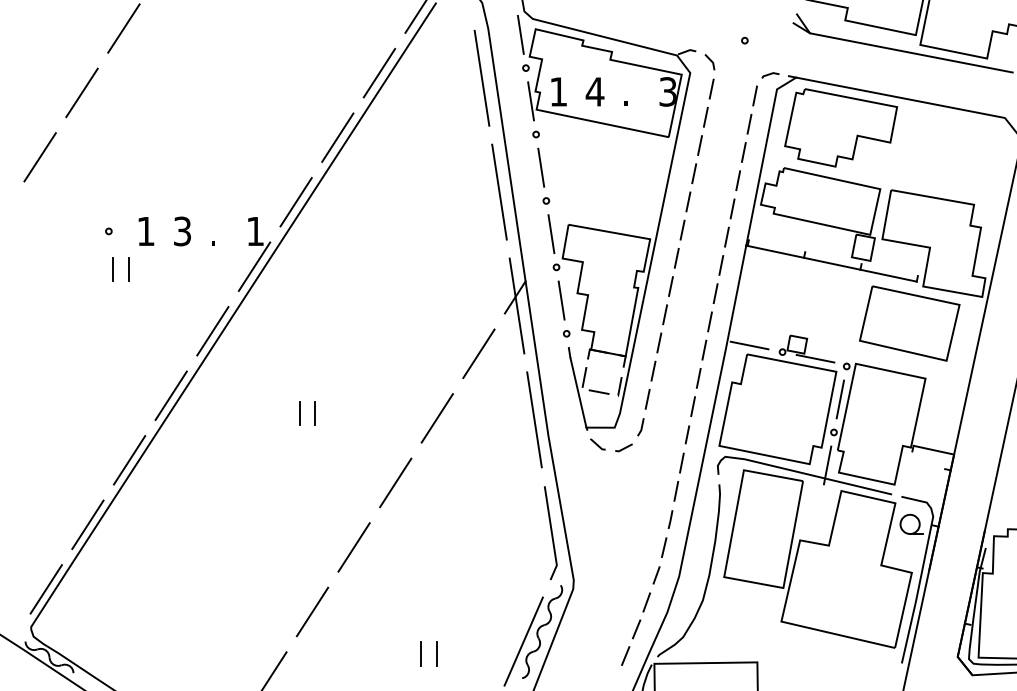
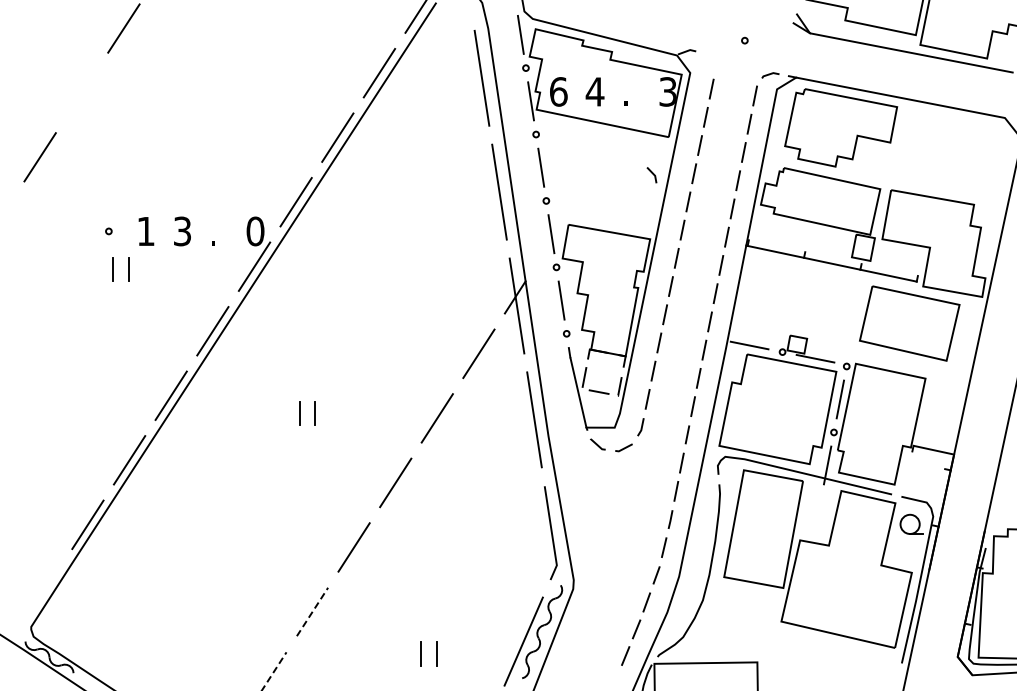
line position: (710, 61) -> (652, 174) (652, 174)
text: 1 -> 6 (558, 91)
line: present -> none (81, 92)
text: 1 -> 0 (255, 231)
line: present -> none (45, 589)
line: solid -> dashed (312, 611)
line: solid -> dashed (274, 671)
